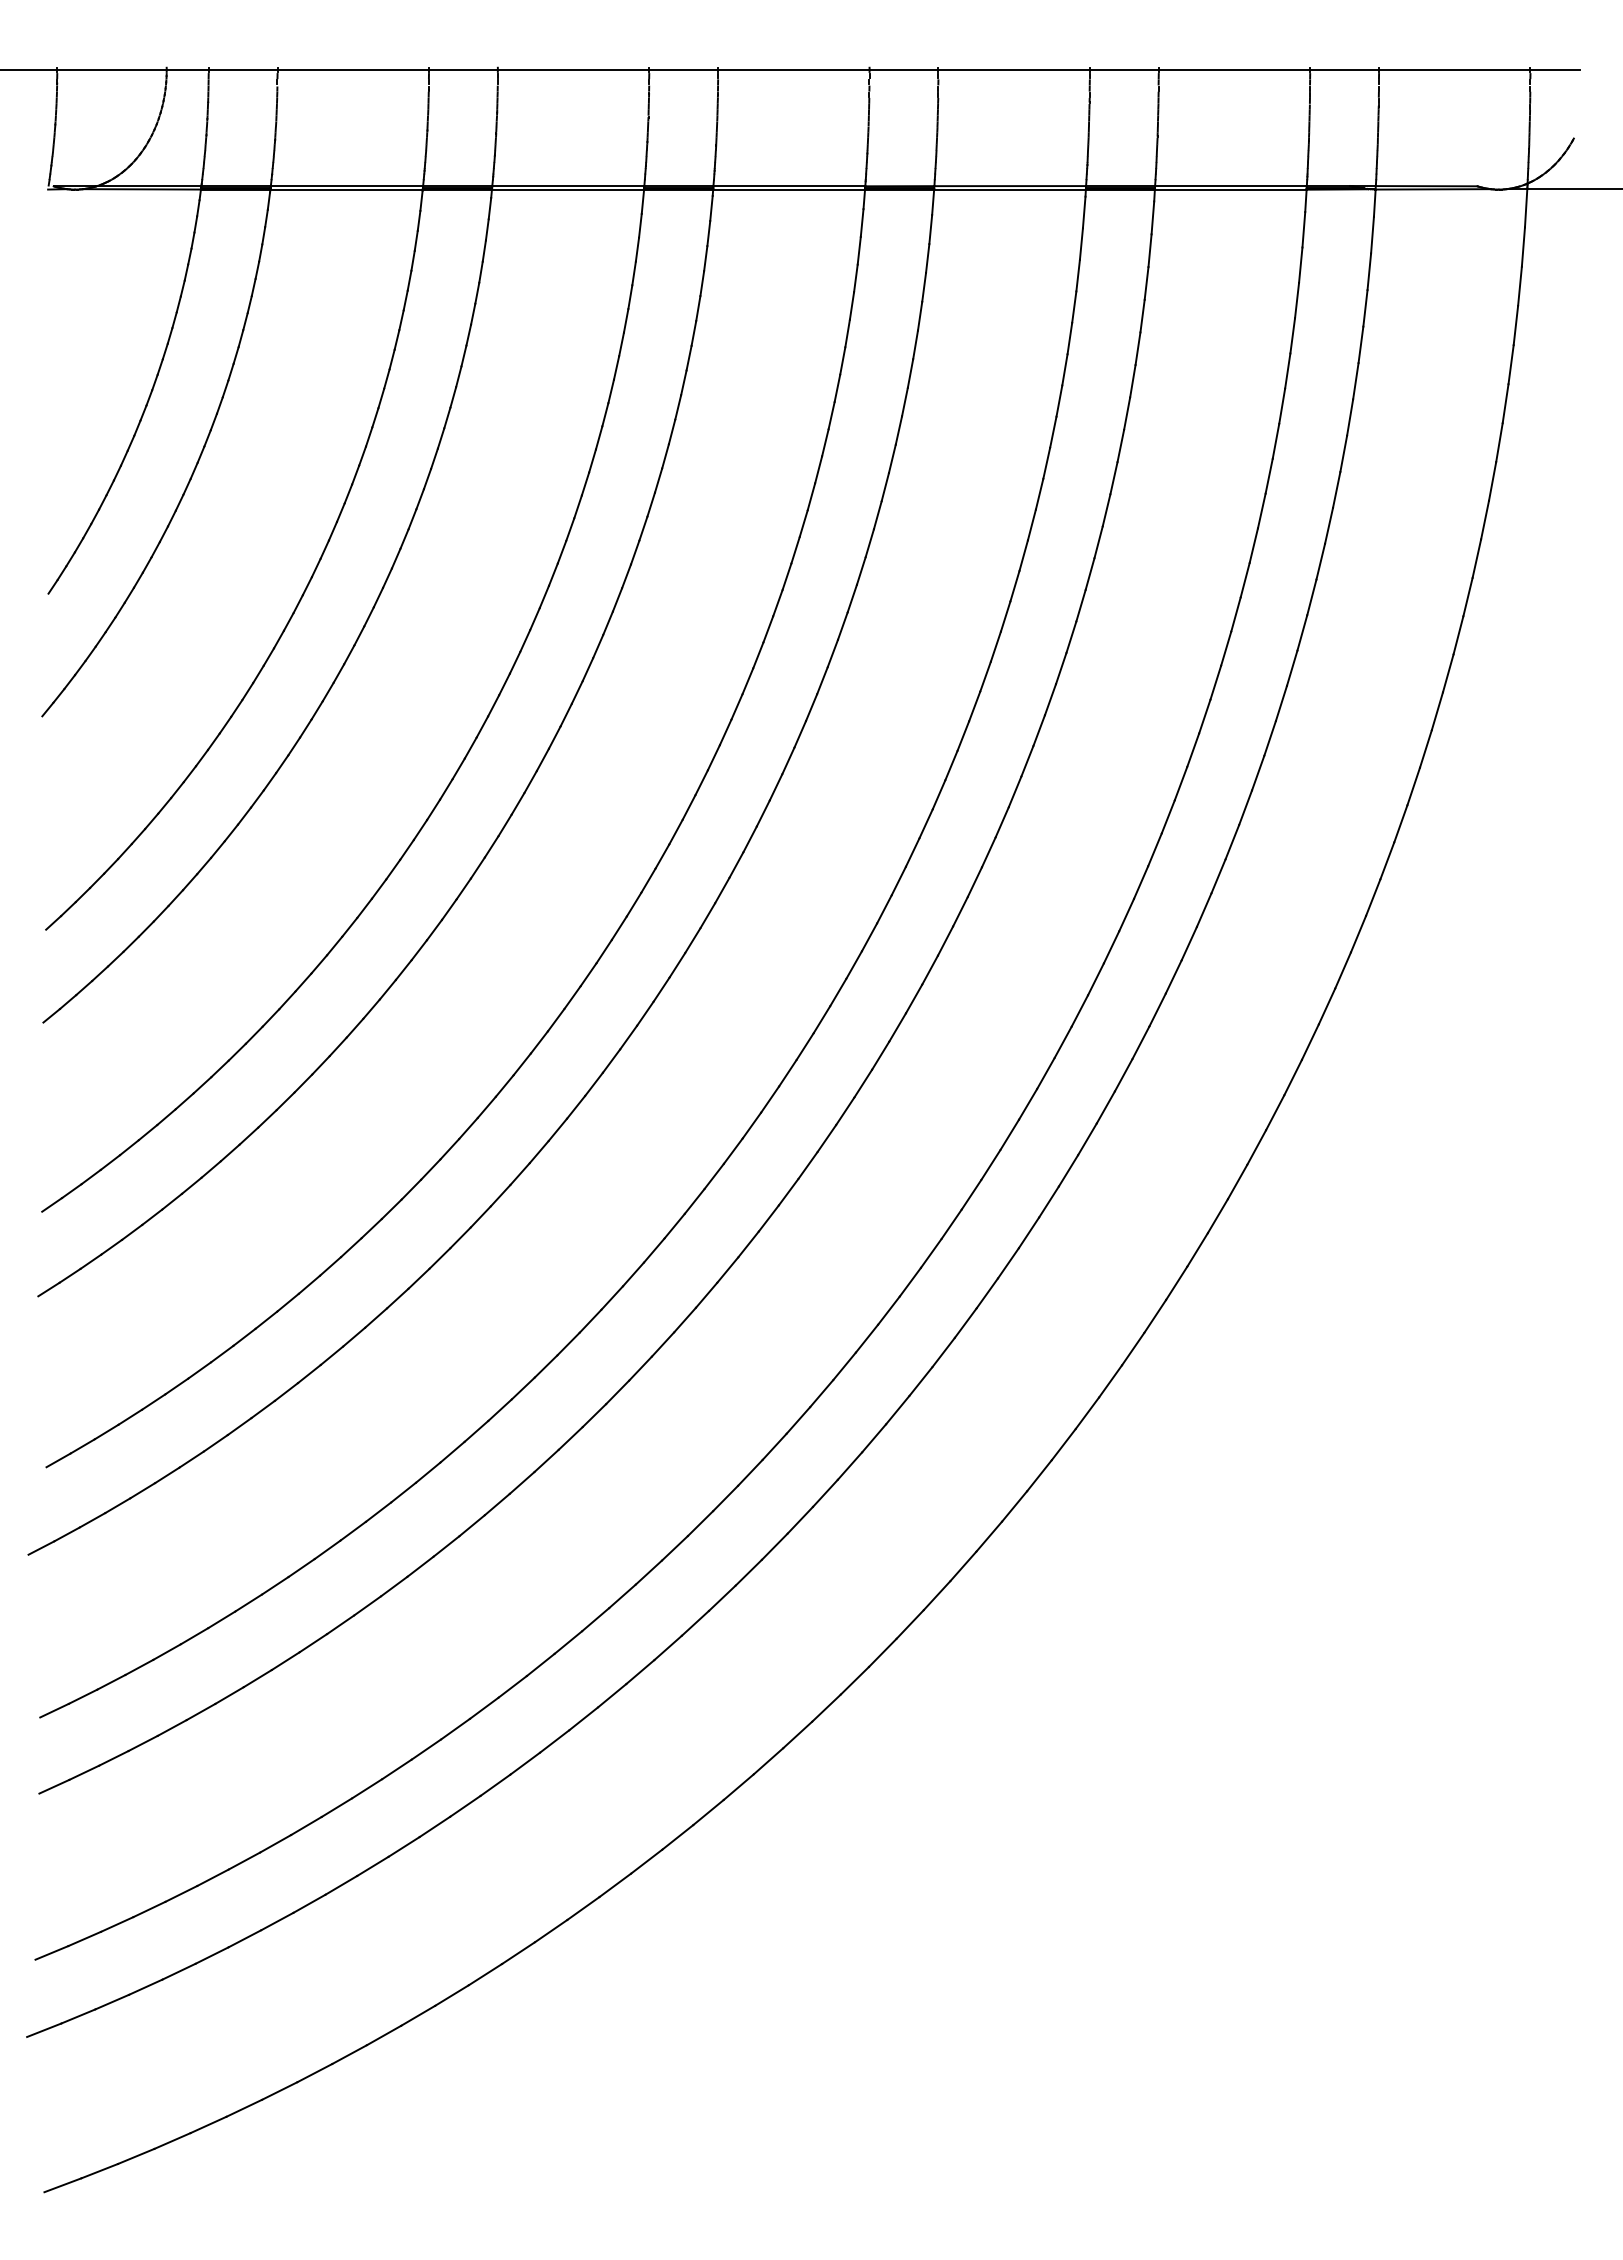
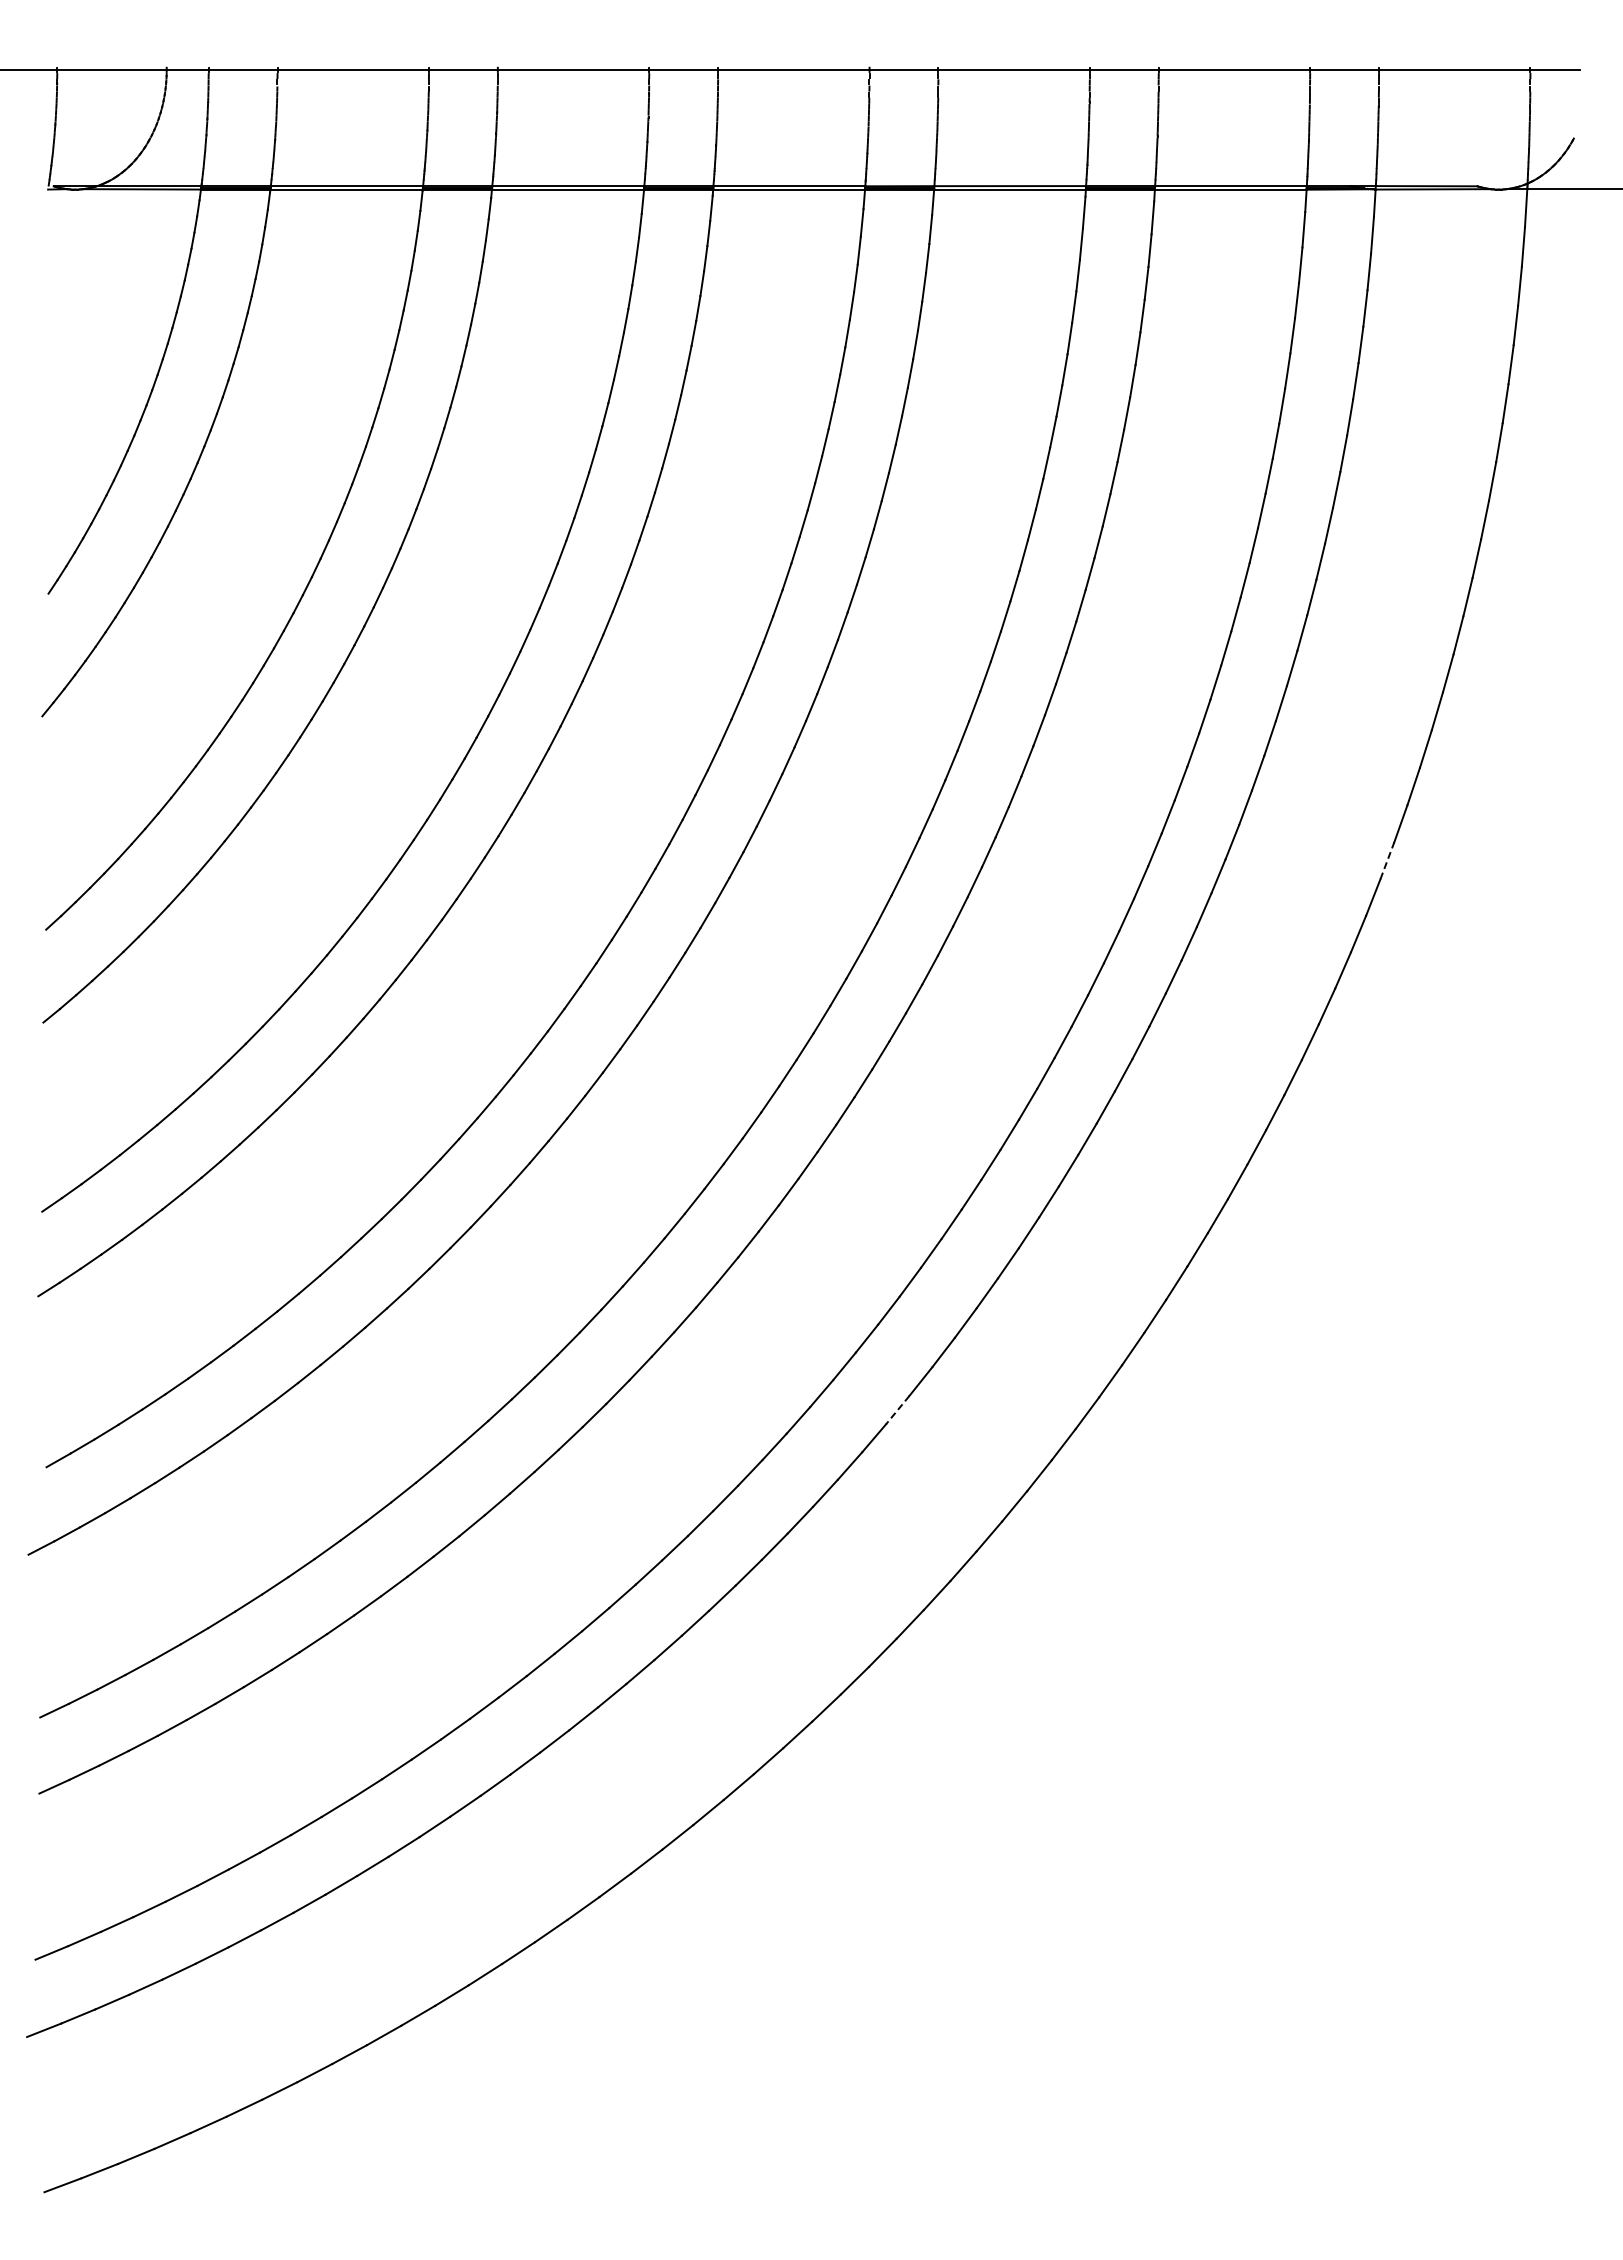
line: solid -> dashed (1387, 860)
line: solid -> dashed (897, 1410)
